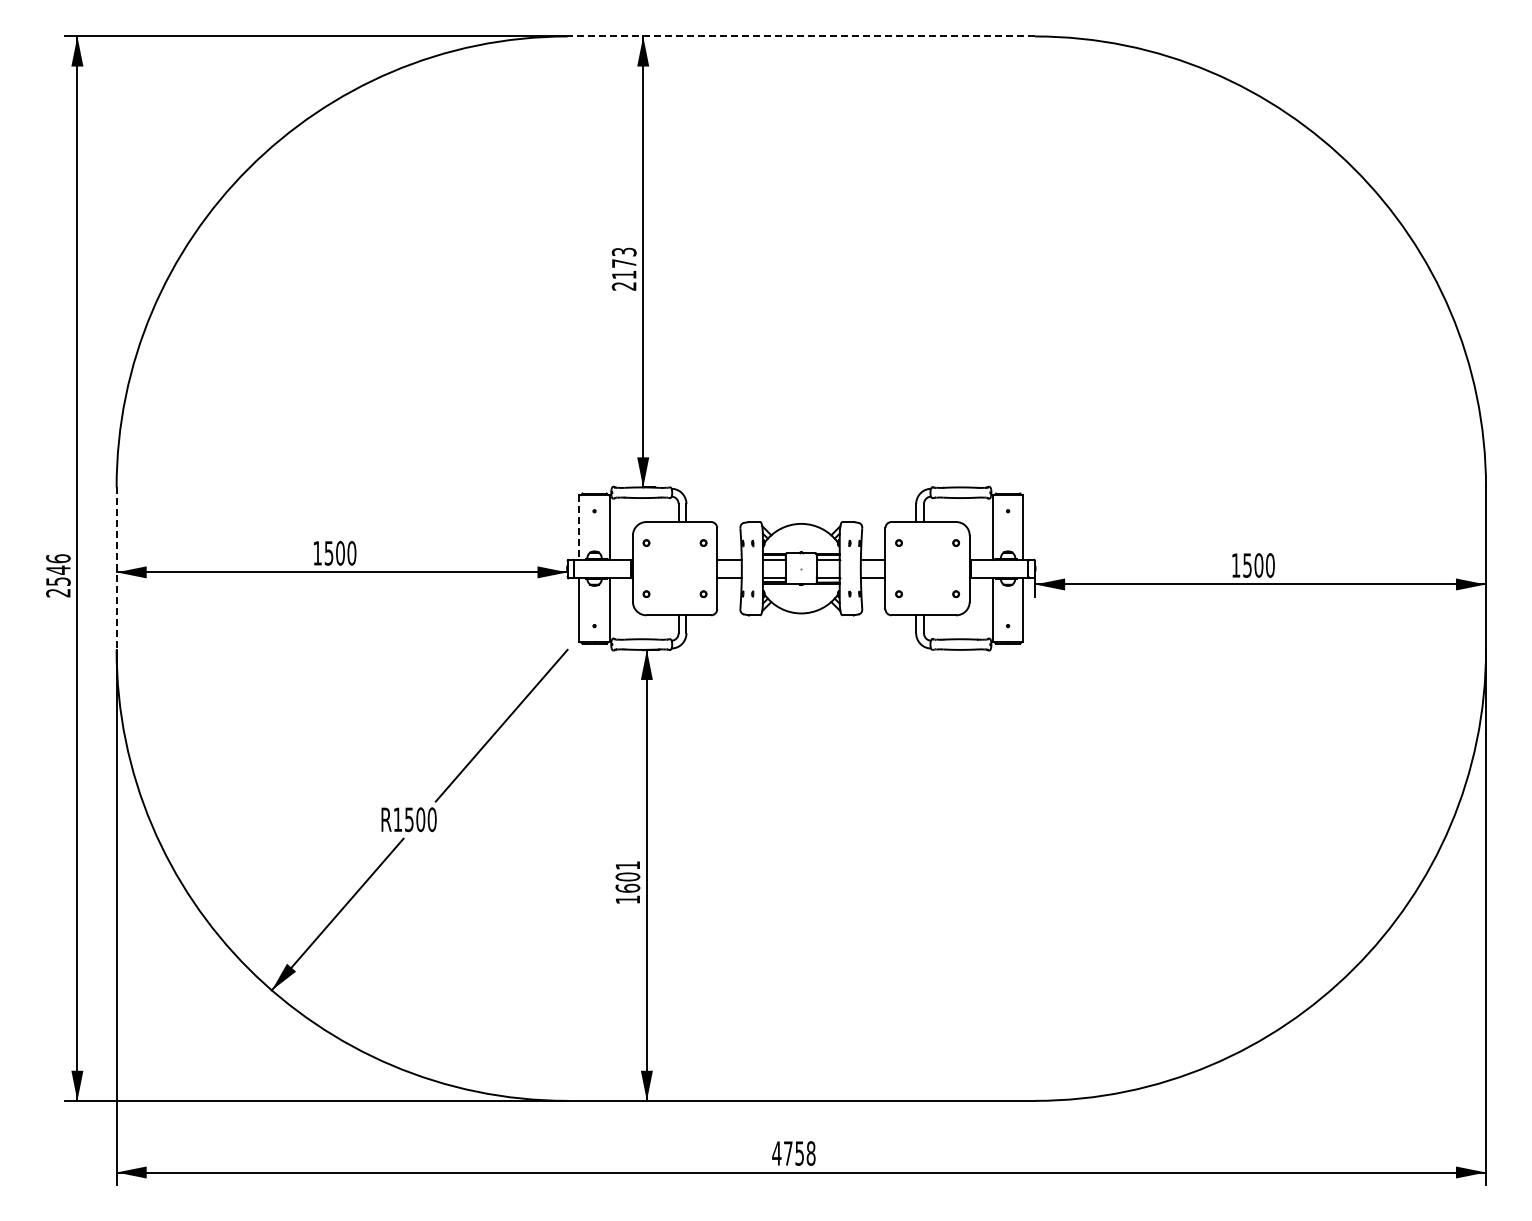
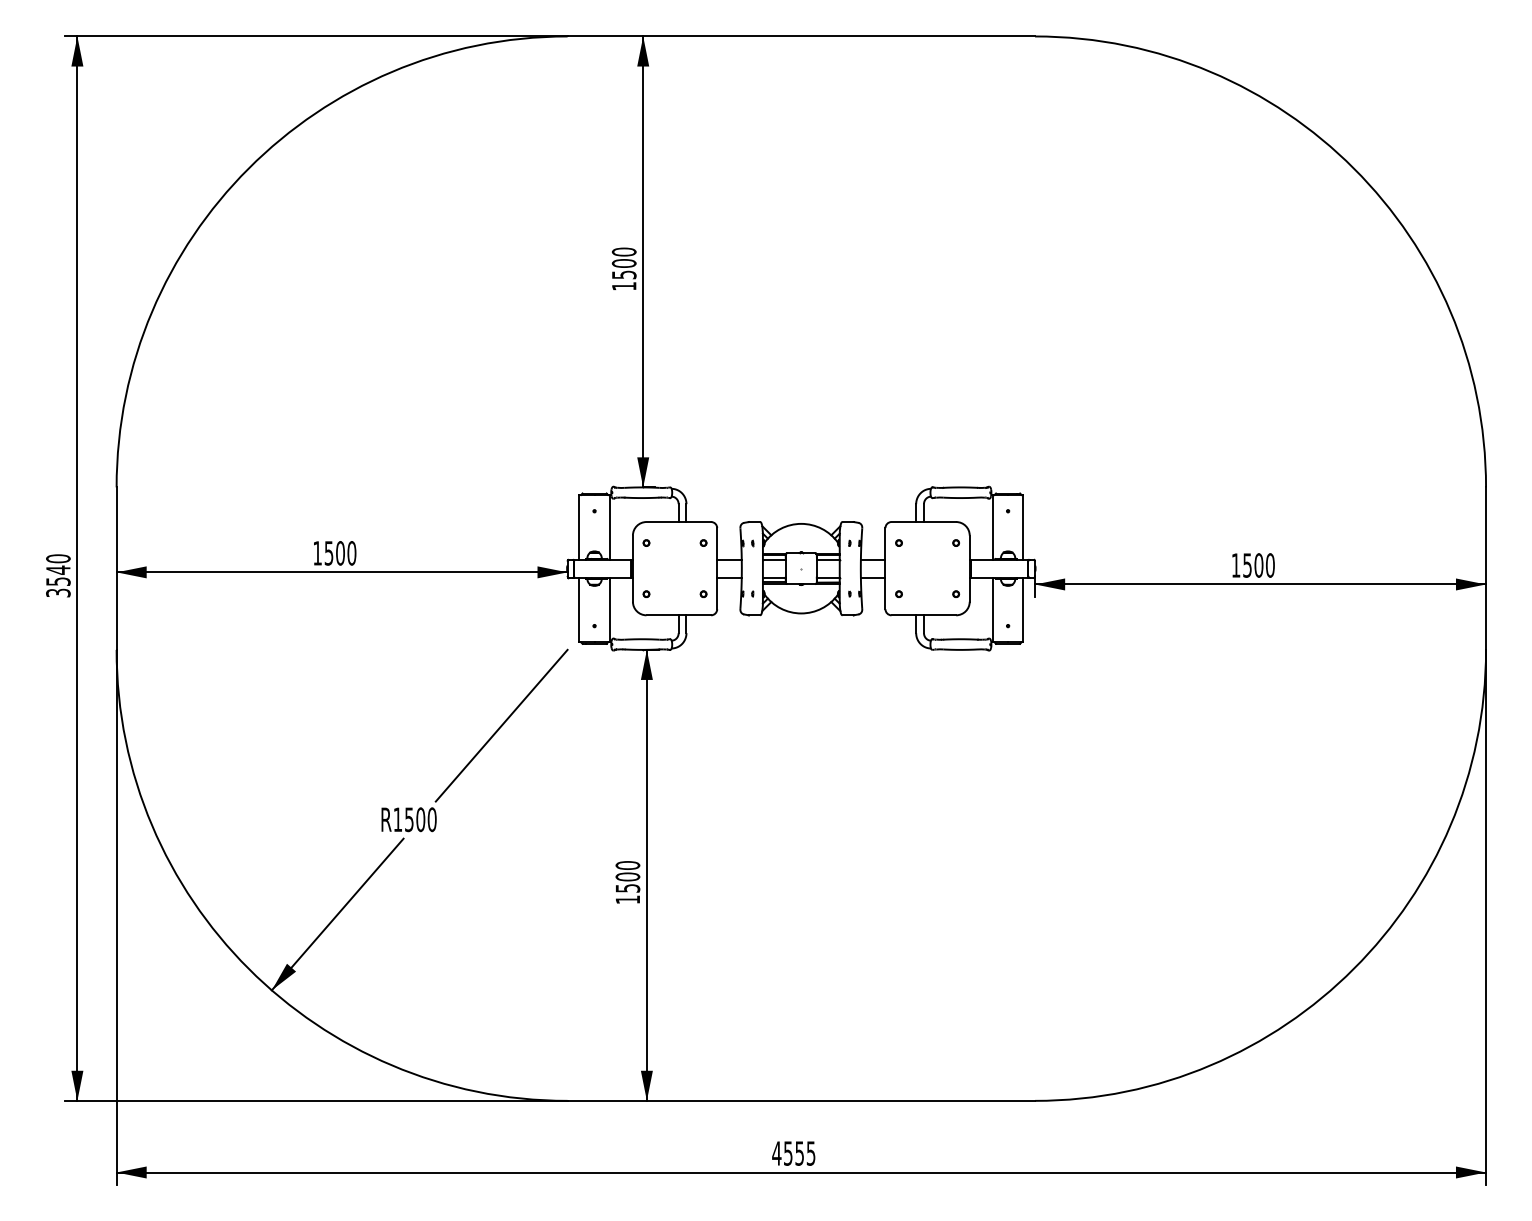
line: dashed -> solid (801, 36)
text: 2173 -> 1500 (623, 268)
line: dashed -> solid (579, 527)
line: dashed -> solid (116, 569)
text: 2546 -> 3540 (58, 575)
text: 1601 -> 1500 (627, 876)
text: 4758 -> 4555 (799, 1153)
